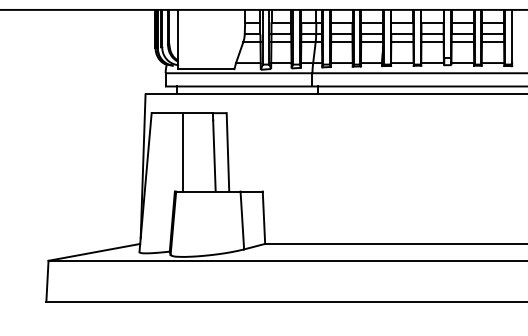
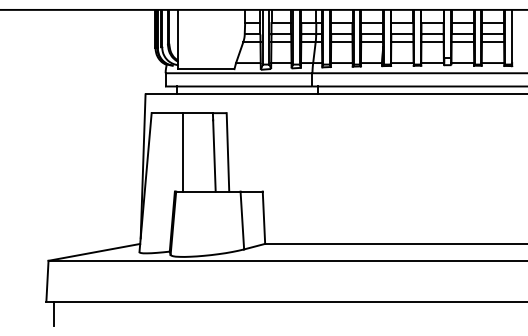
line: none -> present (53, 313)
